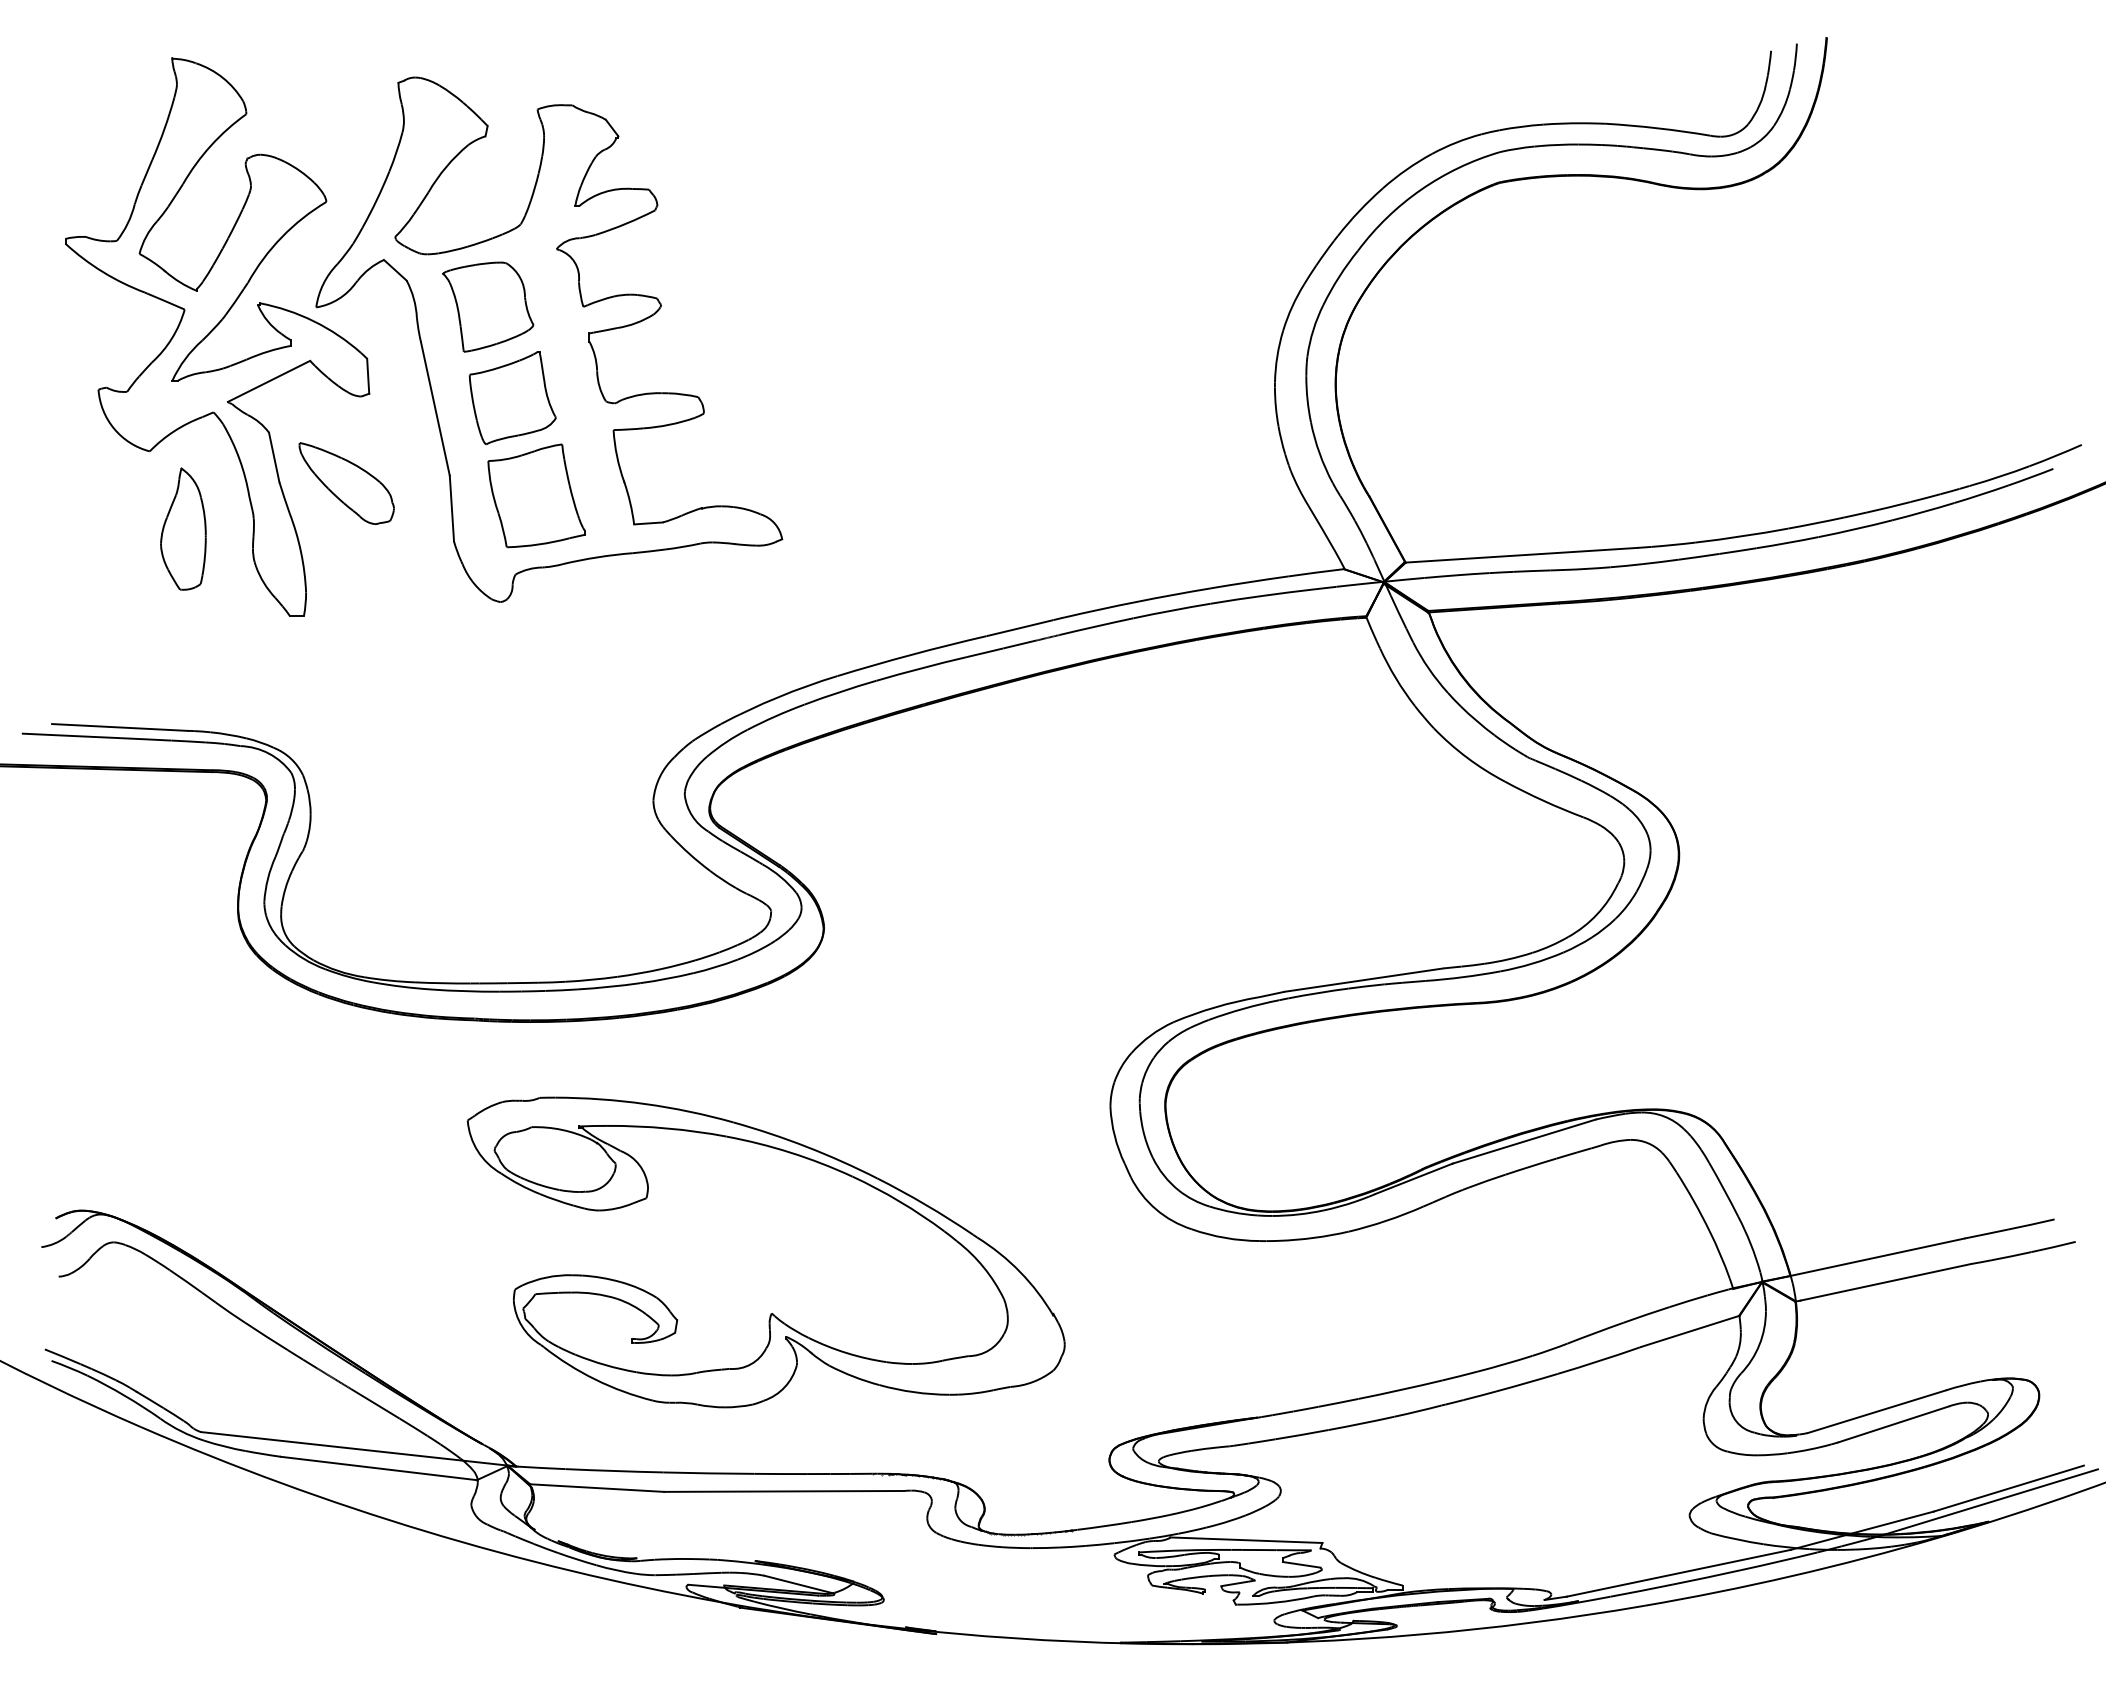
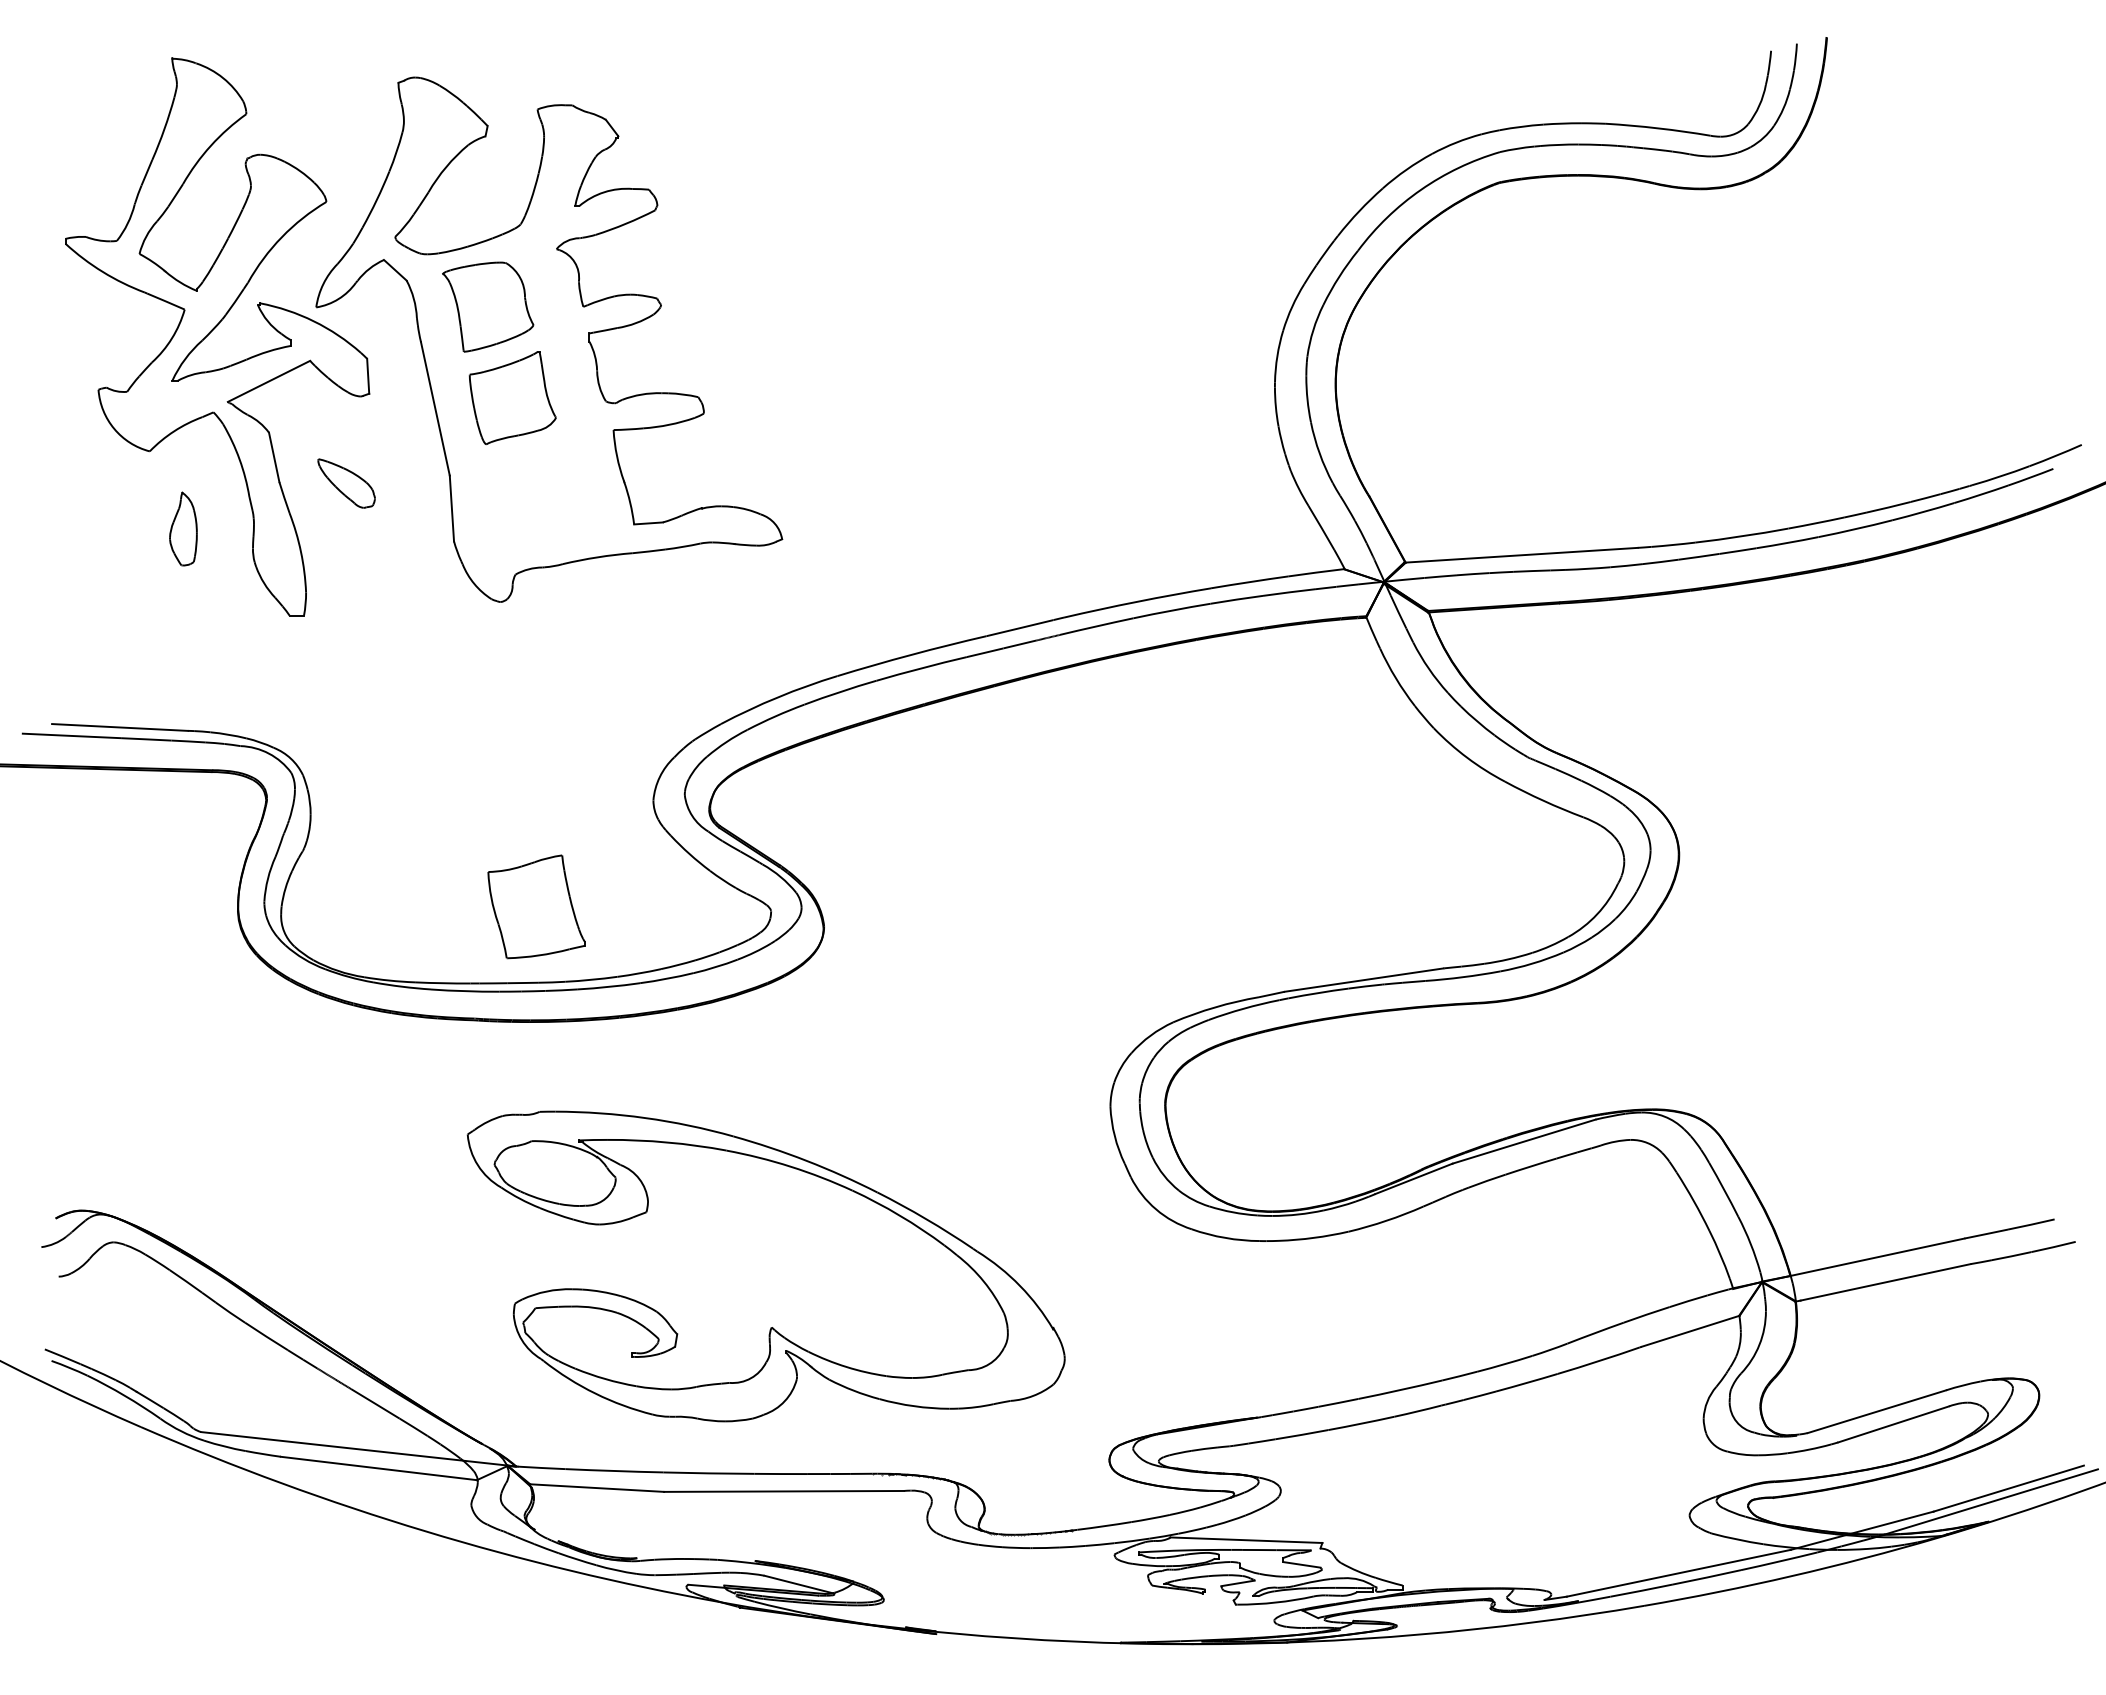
part size: 97x83 px -> 59x51 px (346, 483)
part position: (536, 495) -> (536, 906) (536, 906)
part size: 47x124 px -> 29x76 px (183, 528)
part position: (770, 1313) -> (770, 1327) (770, 1327)
